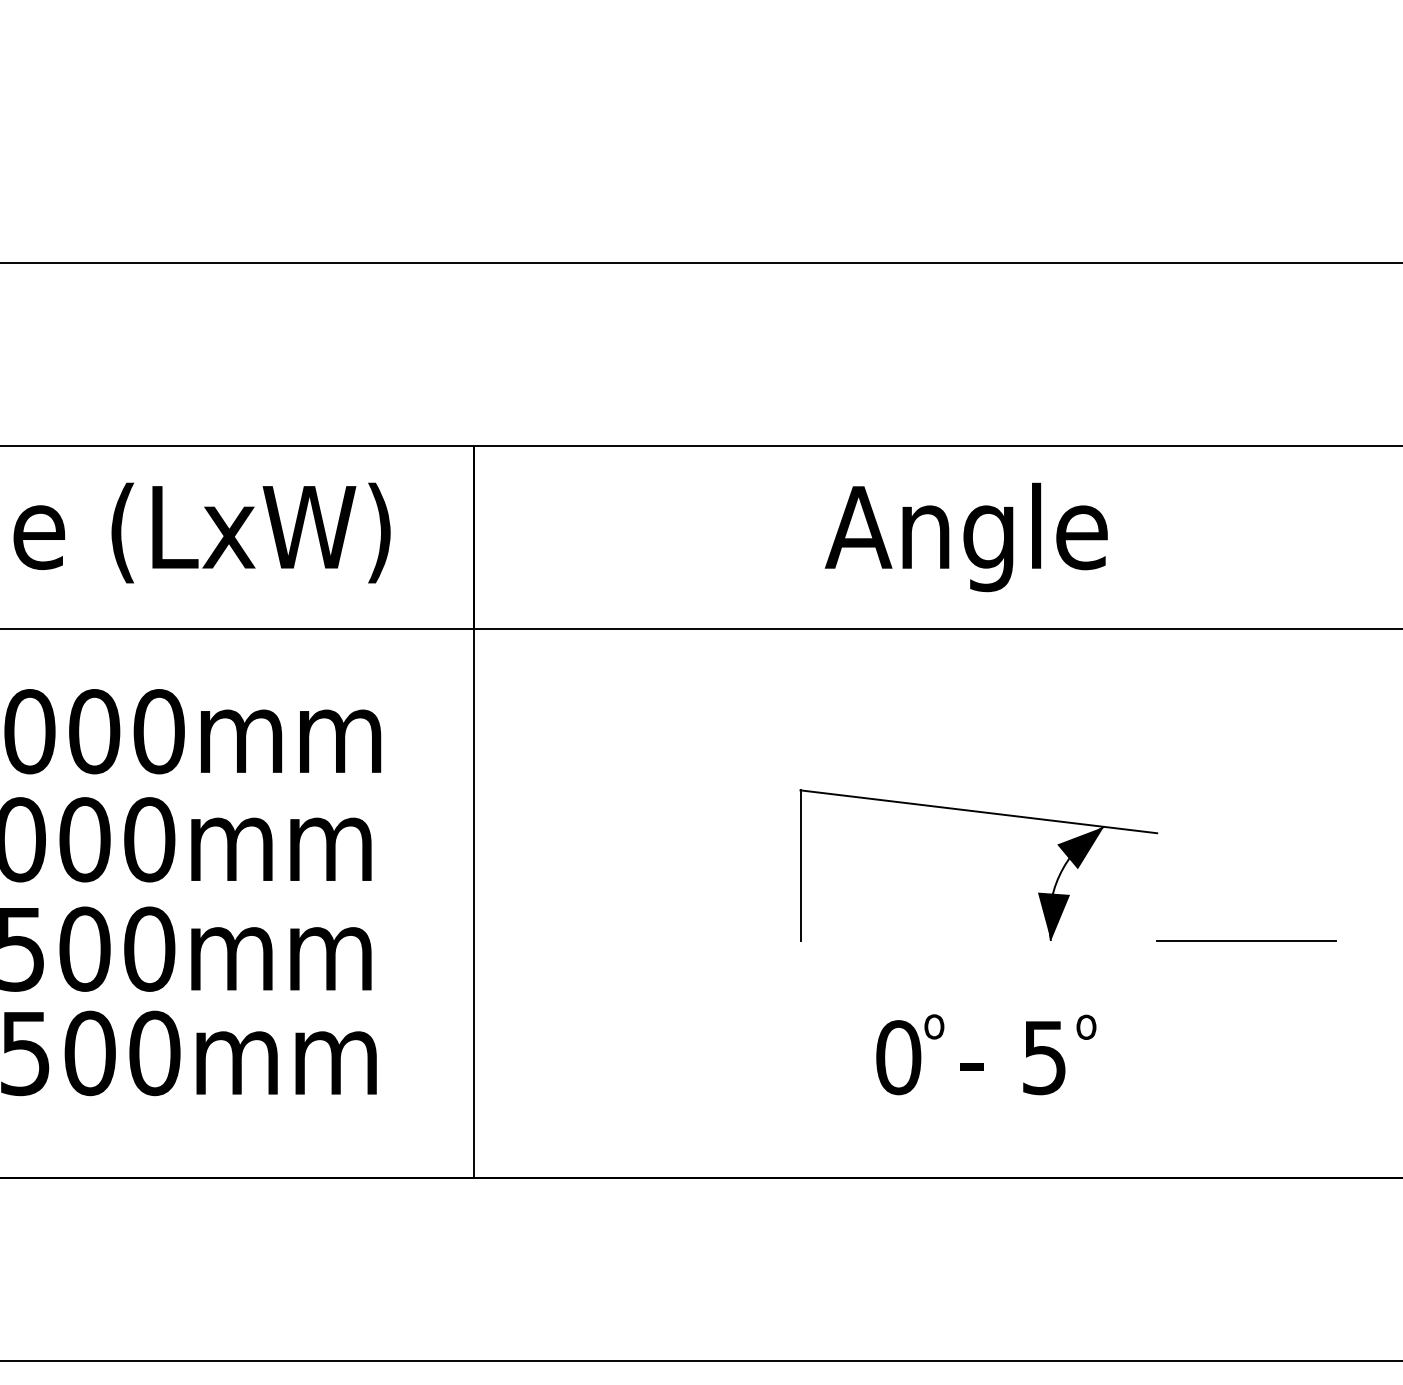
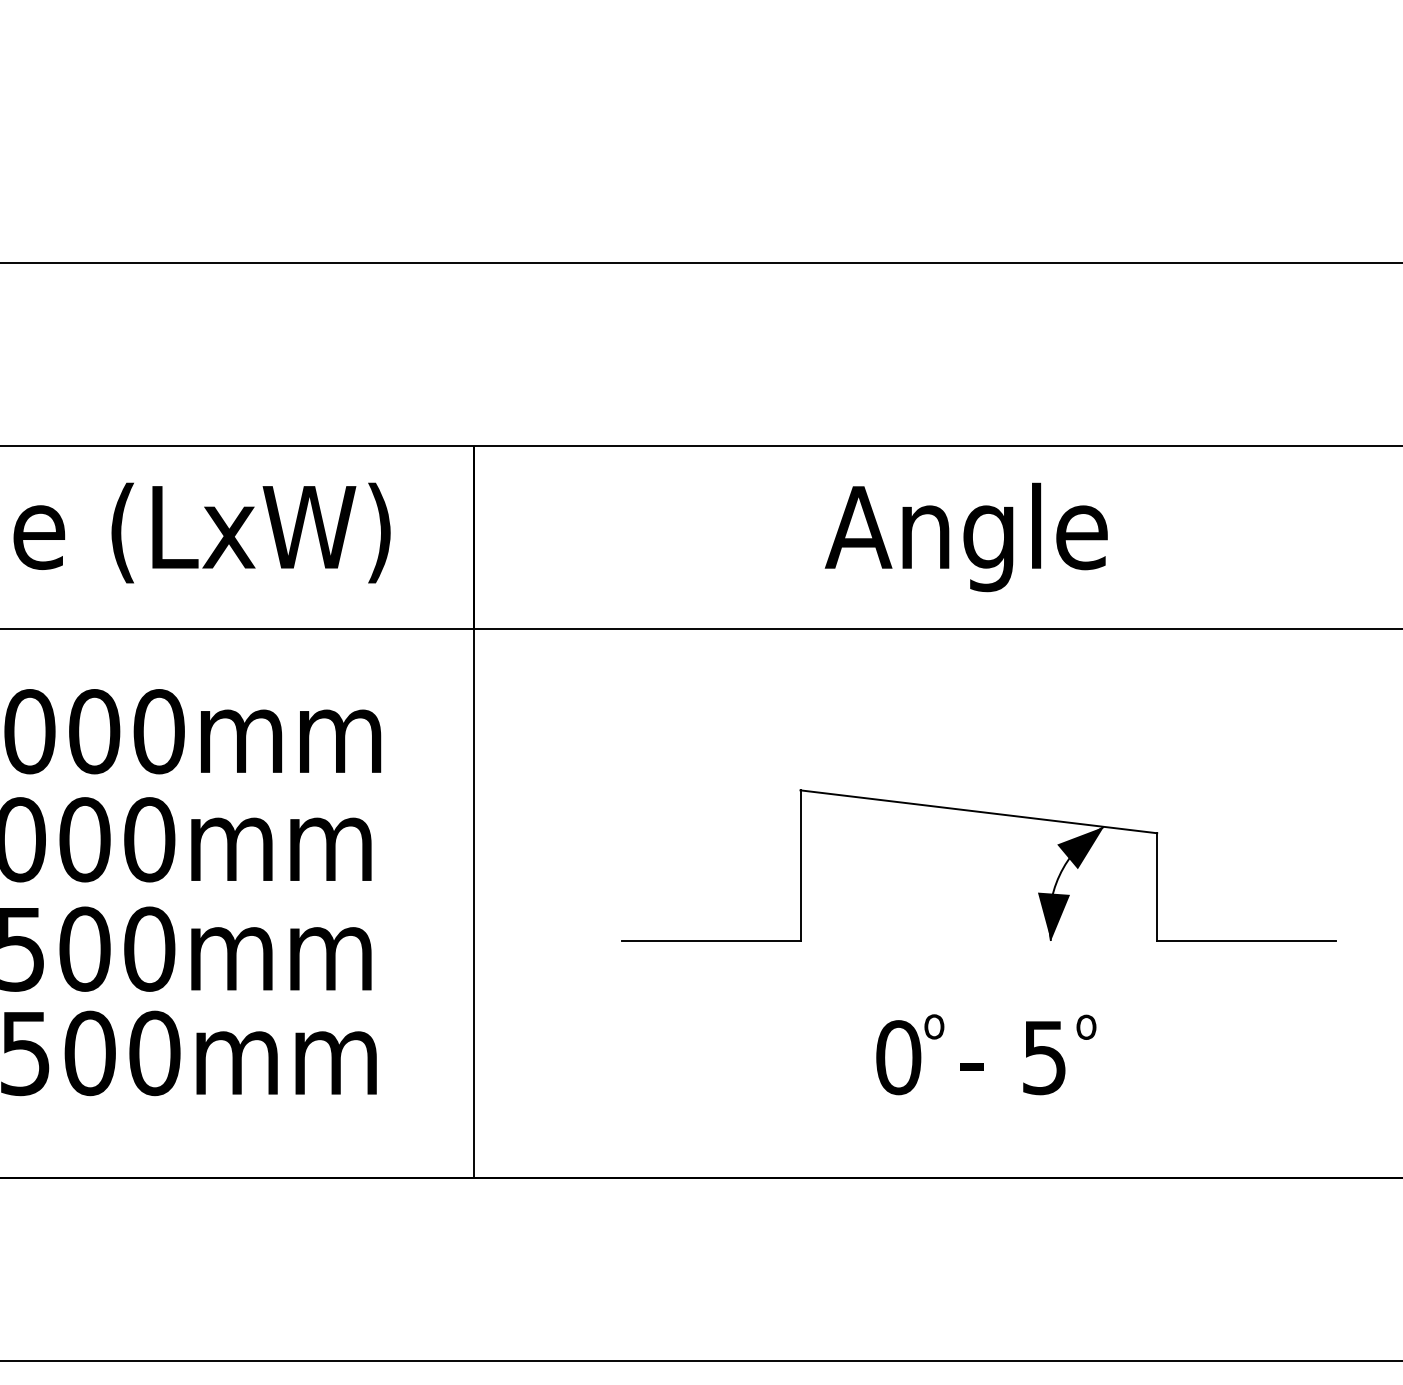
line: none -> present (1157, 886)
line: none -> present (711, 940)
